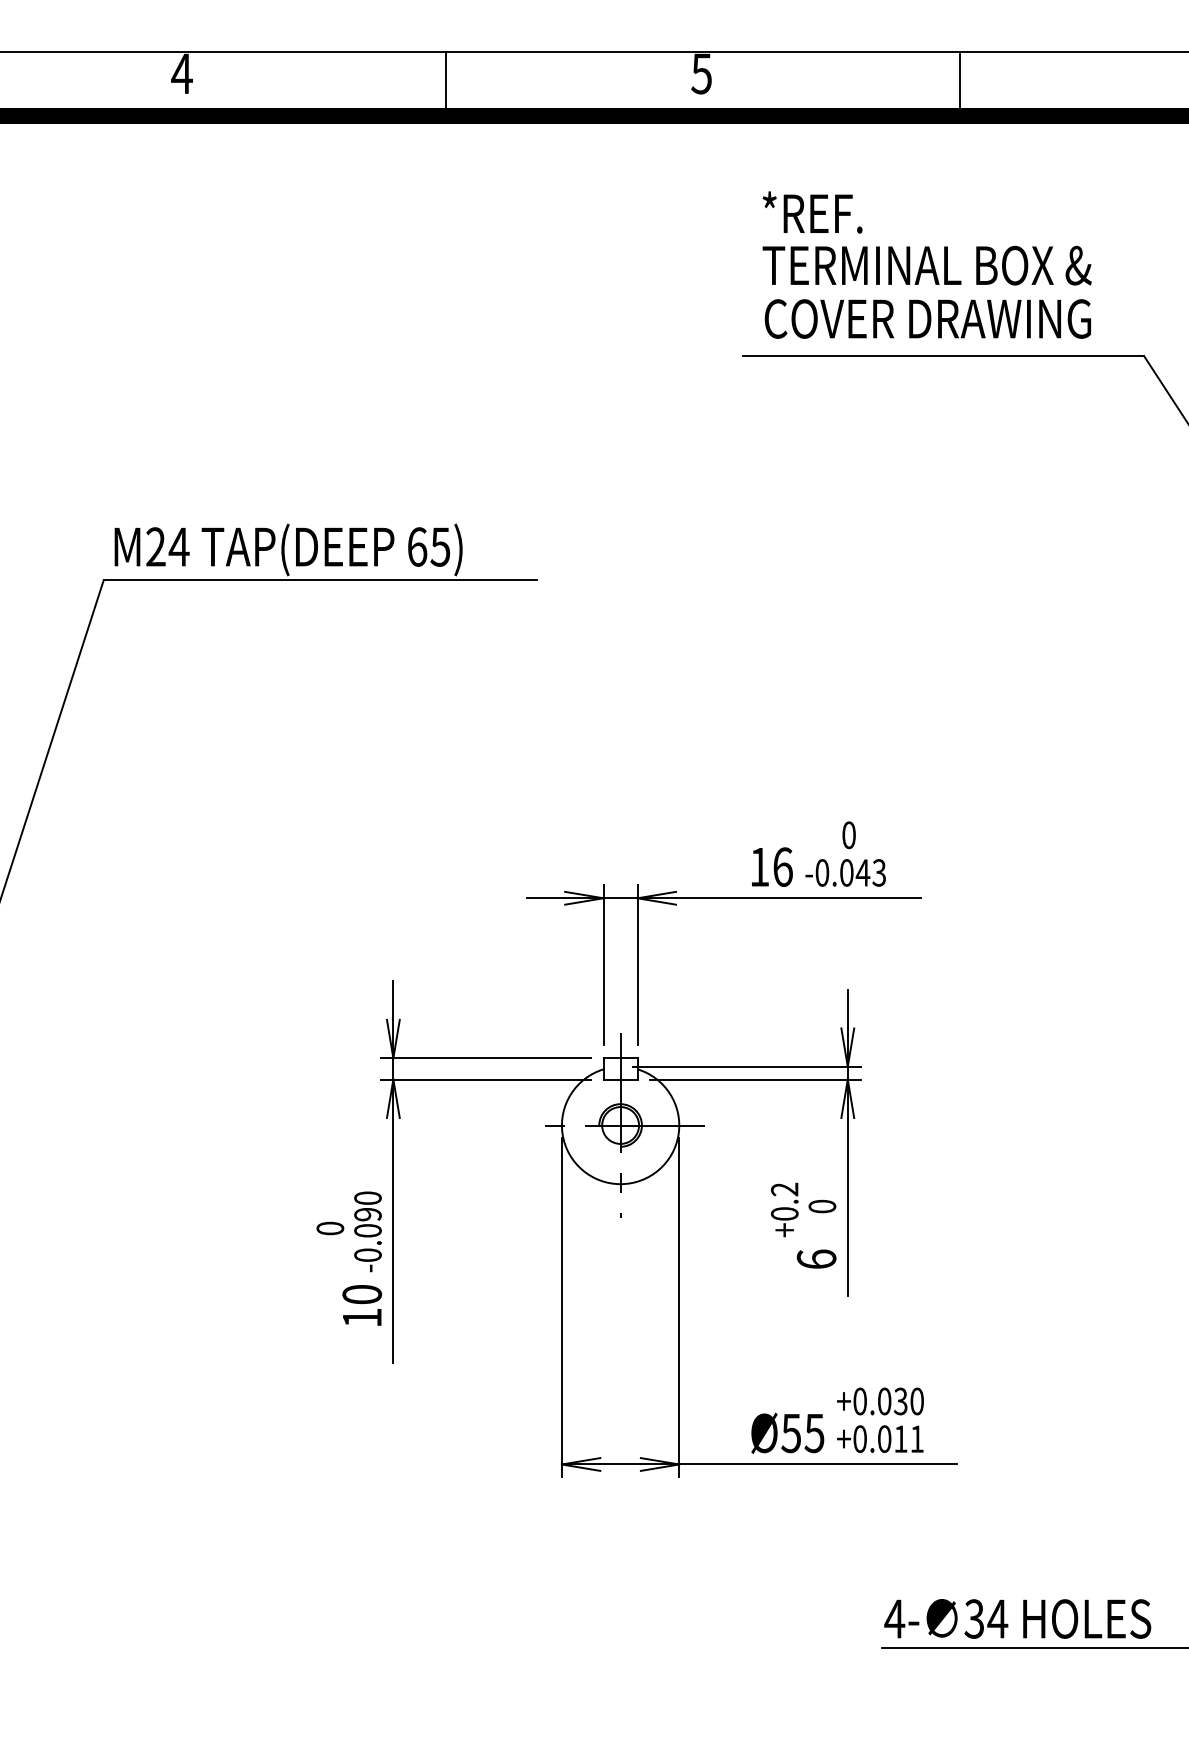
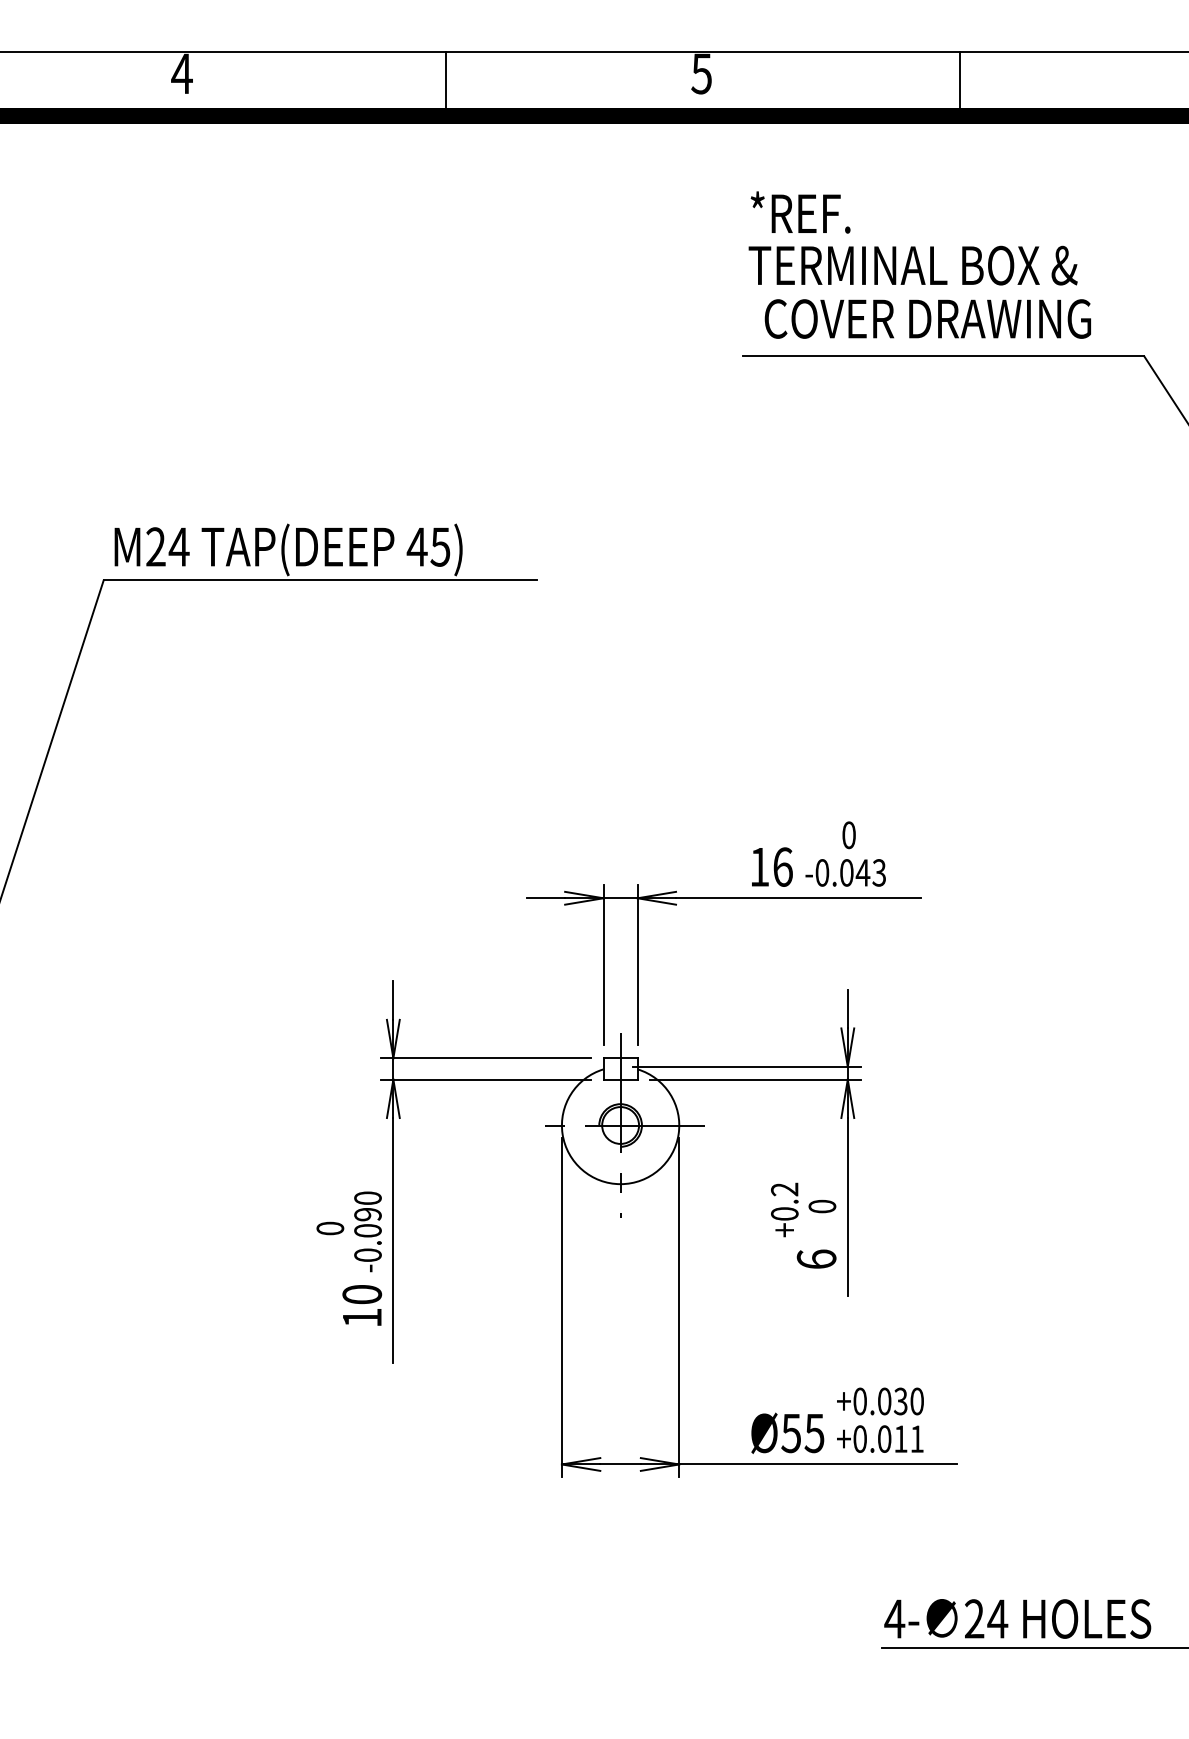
text position: (812, 212) -> (800, 212) (800, 212)
text position: (926, 265) -> (912, 265) (912, 265)
text: 65) -> 45) (416, 546)
text: 34 -> 24 (974, 1619)
